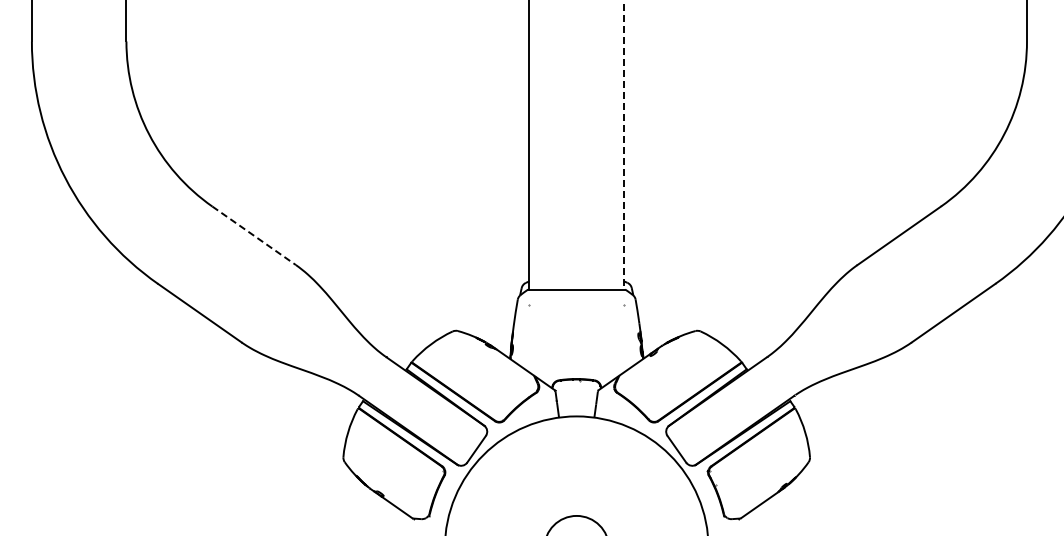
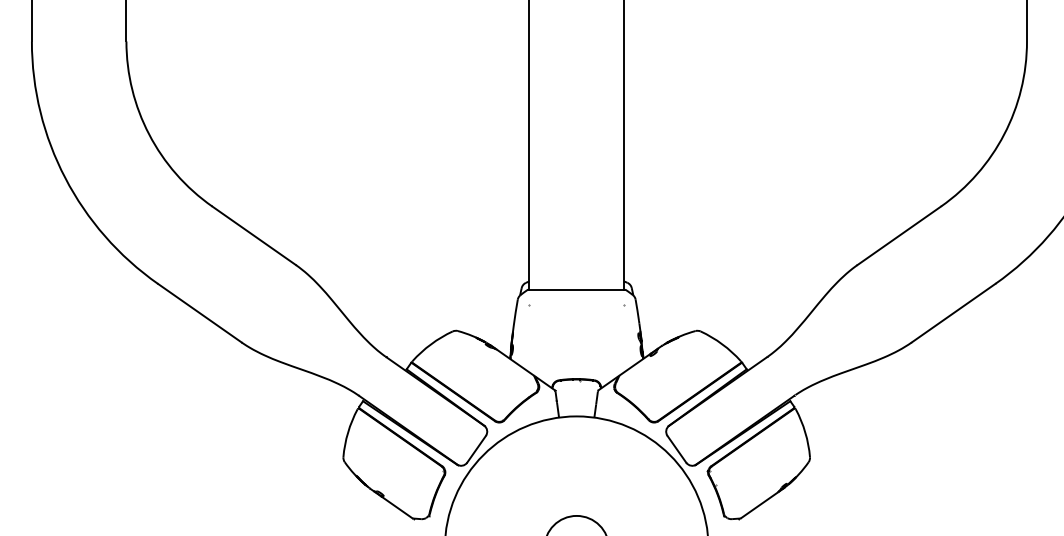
line: dashed -> solid (623, 145)
line: dashed -> solid (254, 235)
